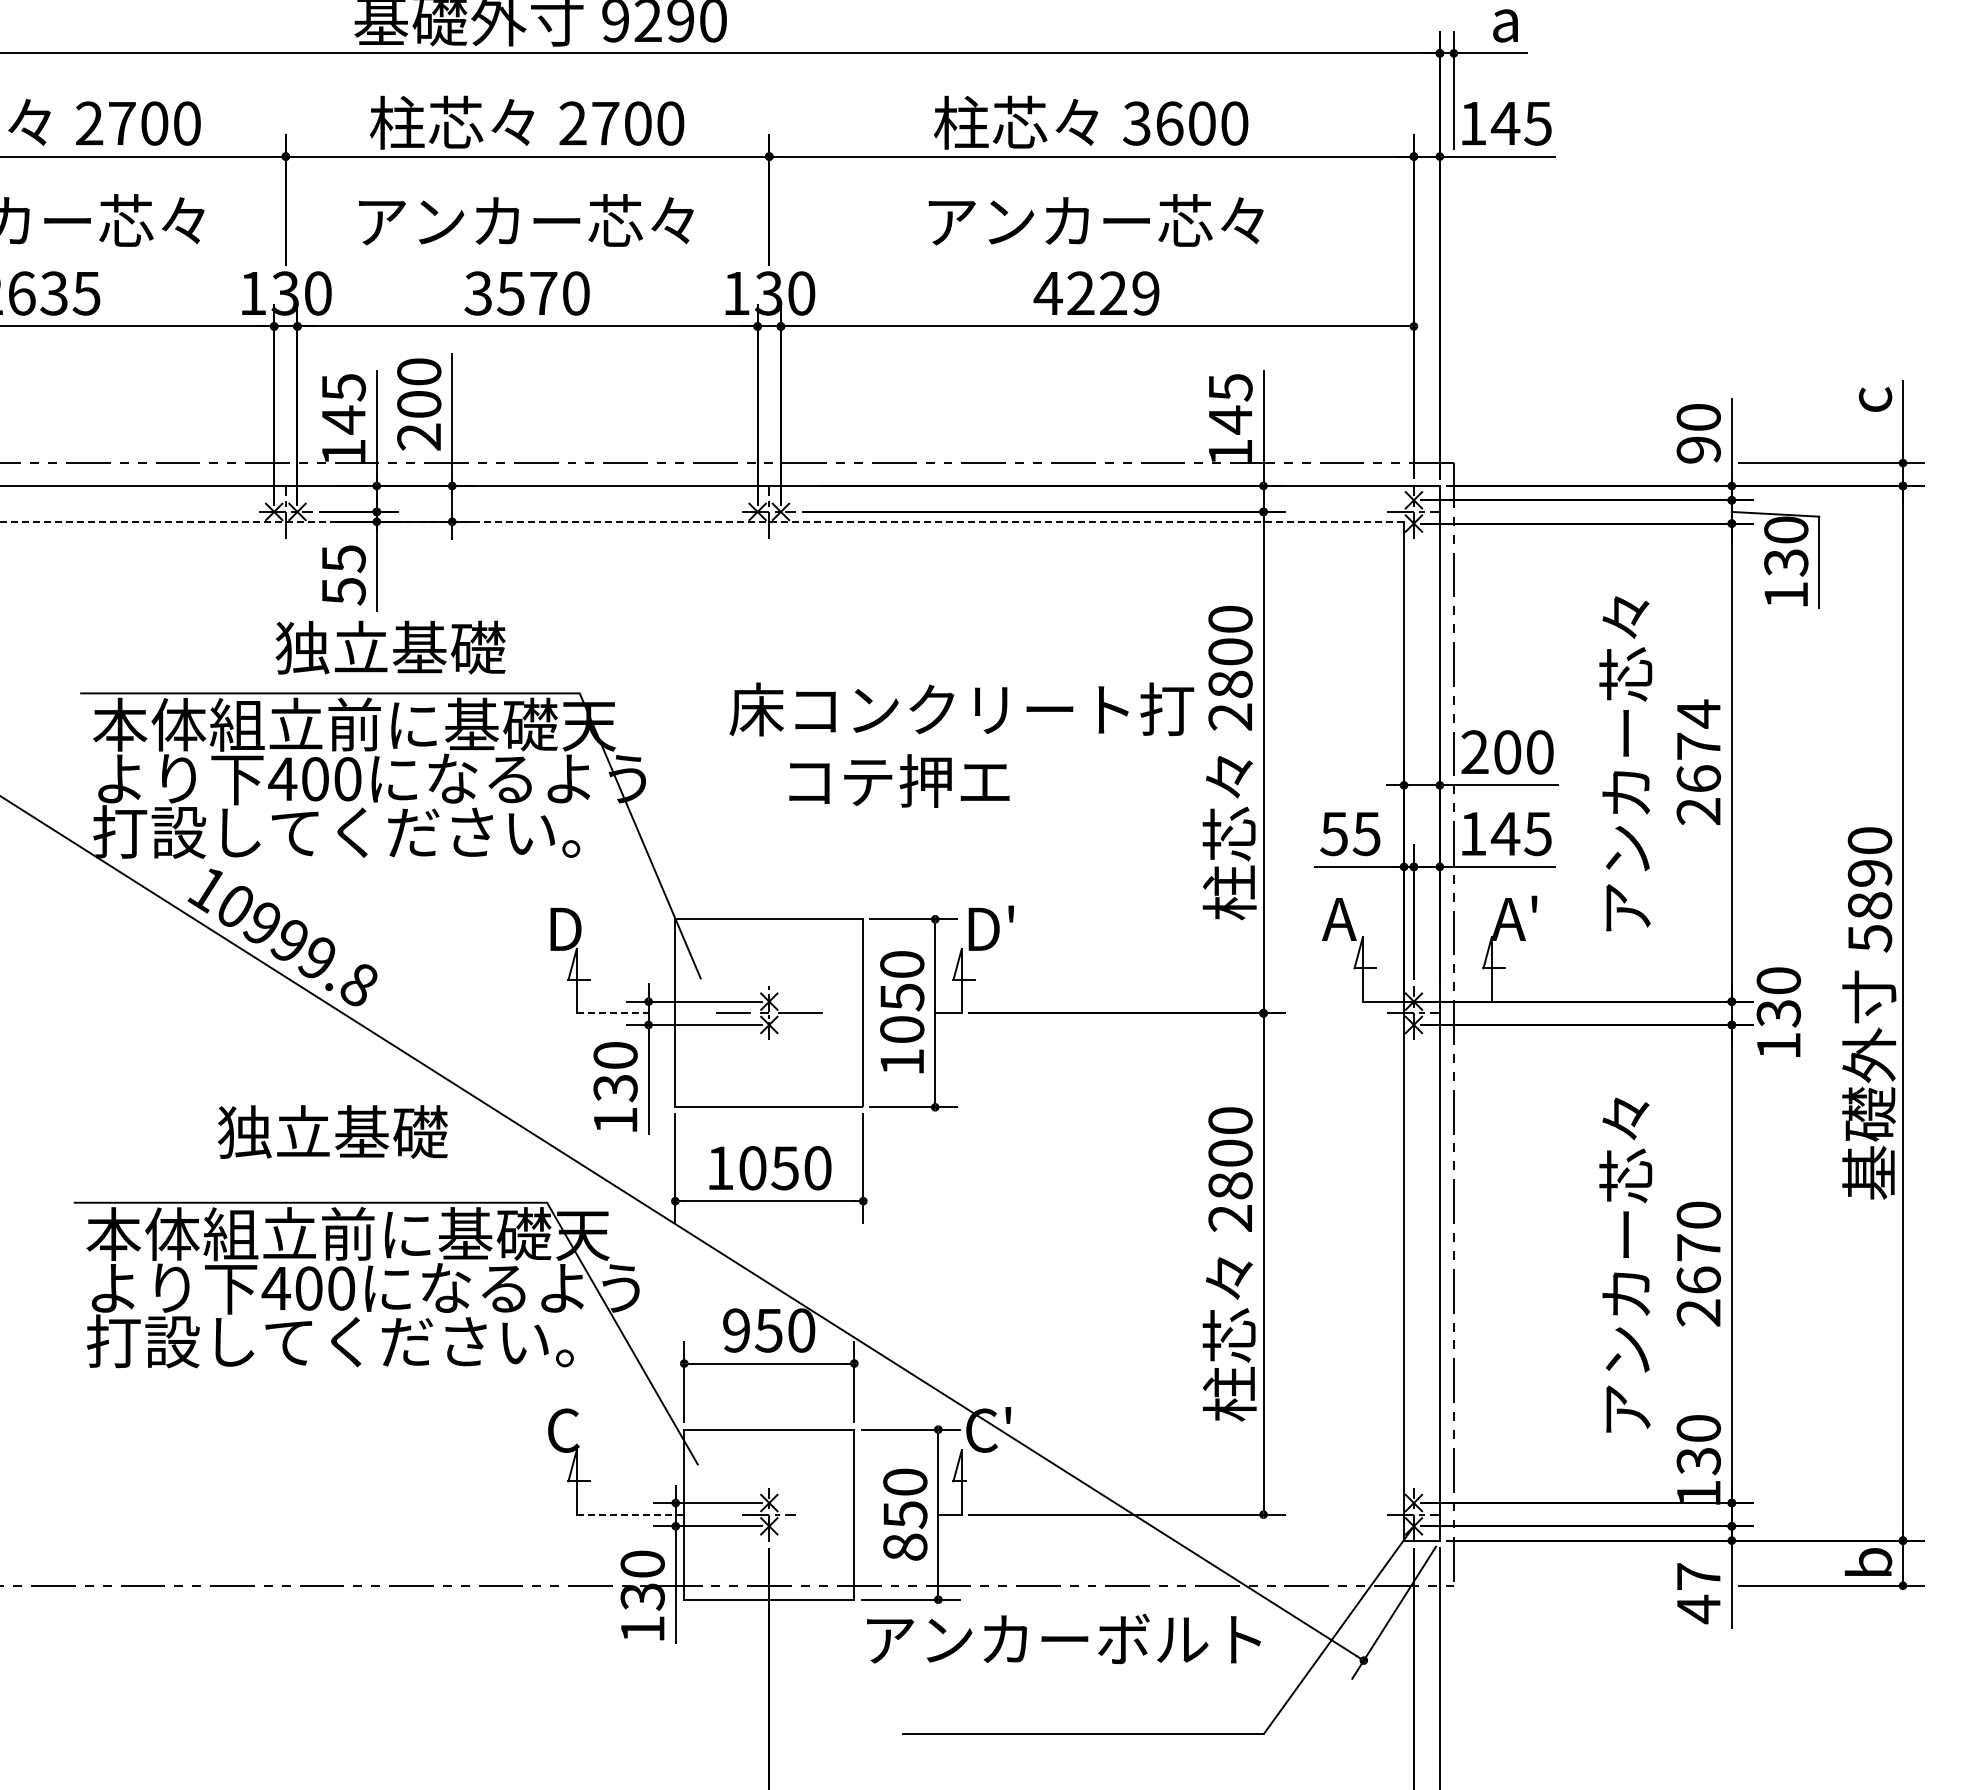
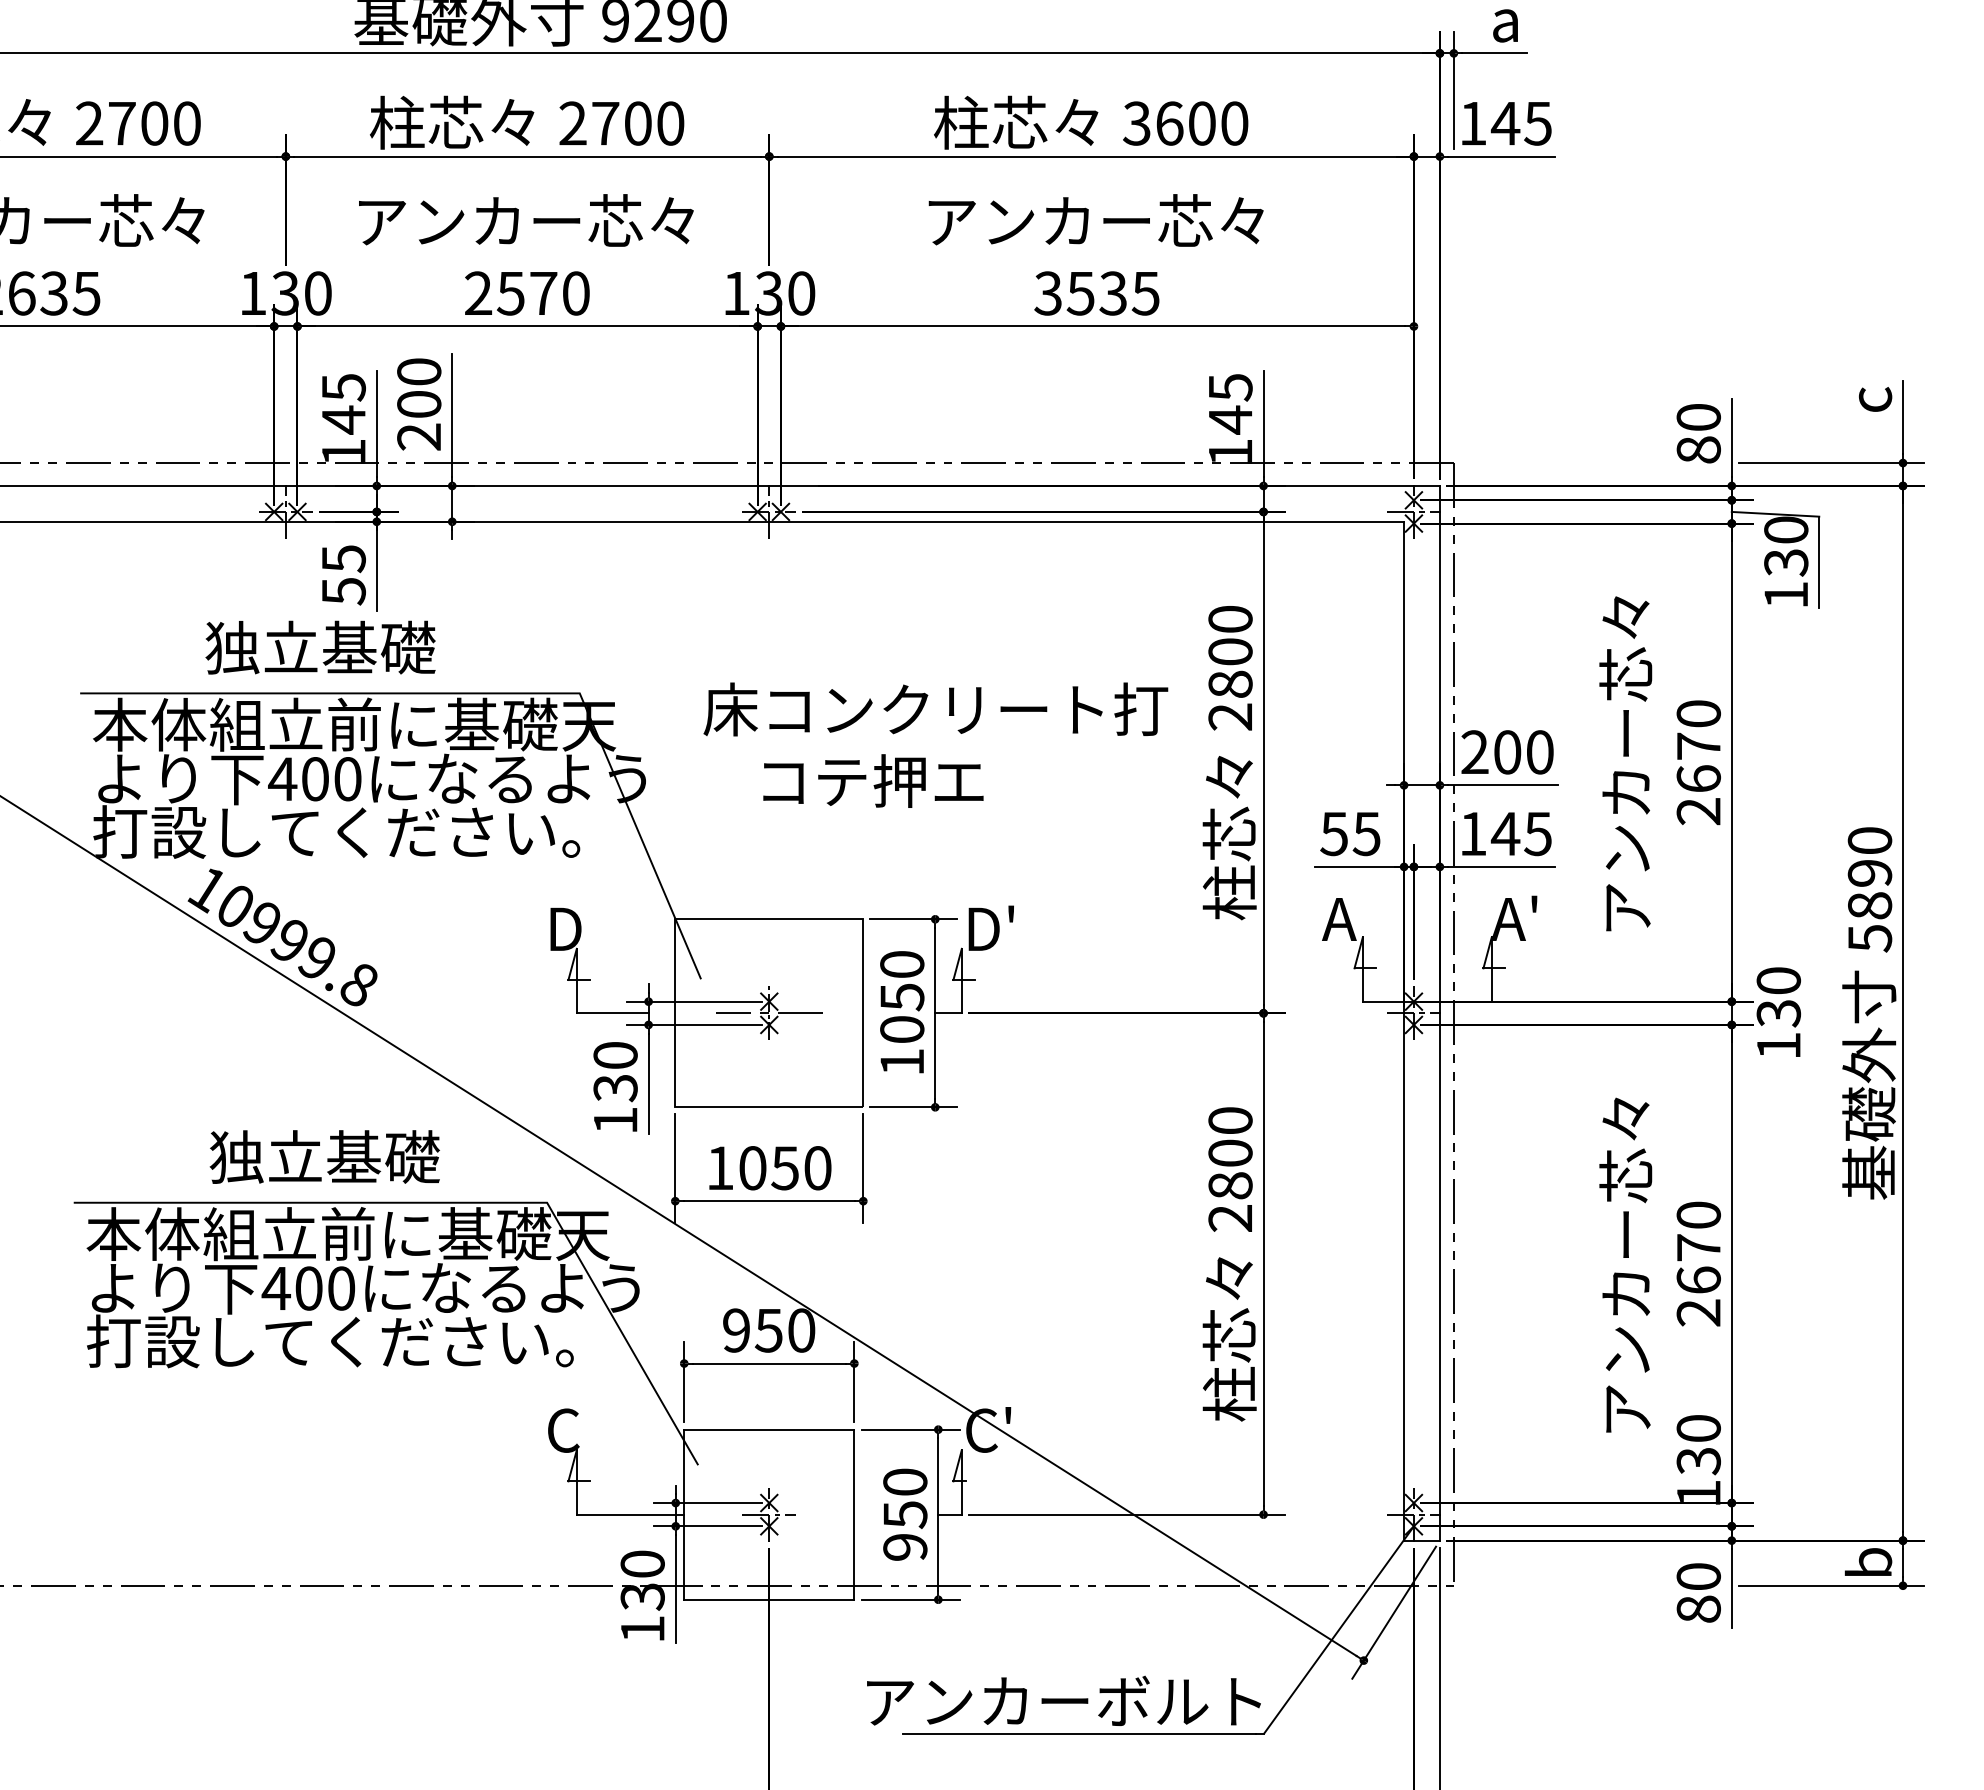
text: 3570 -> 2570 (478, 293)
text: 4229 -> 3535 (1096, 293)
text: 90 -> 80 (1698, 449)
line: dashed -> solid (702, 521)
text position: (390, 647) -> (320, 647) (320, 647)
text: 2674 -> 2670 (1698, 713)
text position: (961, 744) -> (935, 744) (935, 744)
line: dashed -> solid (612, 1013)
text position: (332, 1131) -> (324, 1156) (324, 1156)
line: dashed -> solid (630, 1514)
text: 850 -> 950 (905, 1546)
text: 47 -> 80 (1698, 1593)
text position: (1063, 1638) -> (1063, 1700) (1063, 1700)
